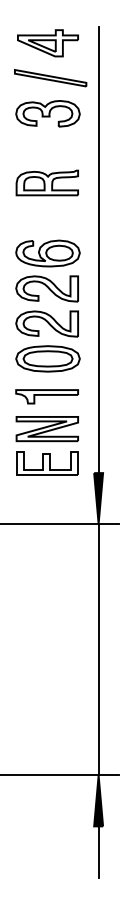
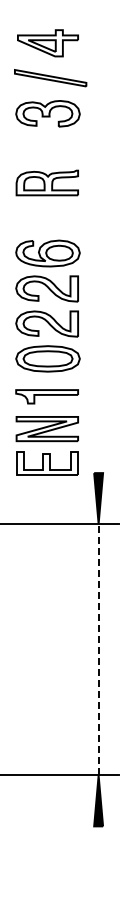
line: present -> none (98, 250)
line: solid -> dashed (98, 649)
line: present -> none (98, 851)
